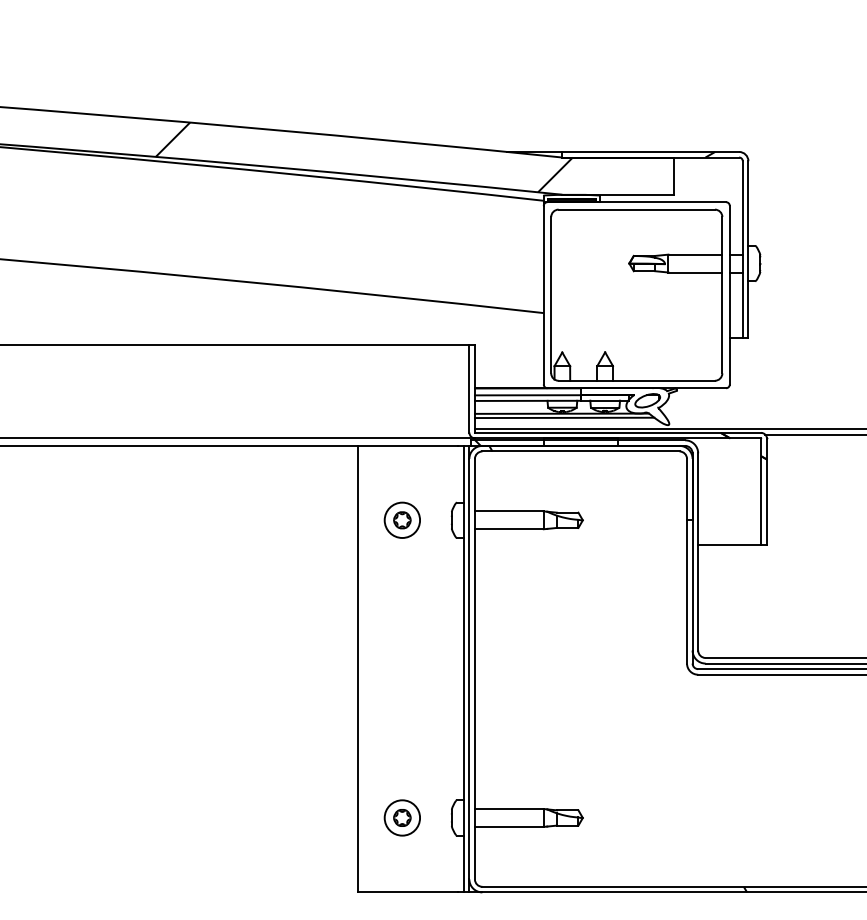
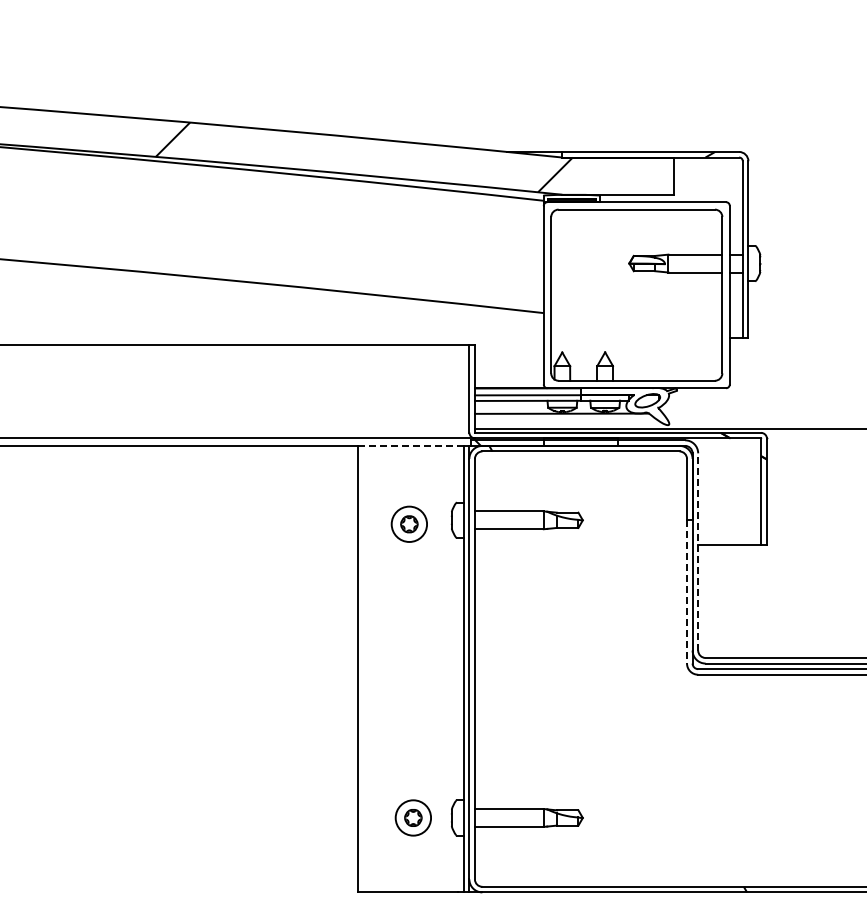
line: present -> none (564, 417)
line: present -> none (814, 434)
line: solid -> dashed (408, 445)
part position: (401, 519) -> (408, 523) (408, 523)
line: solid -> dashed (698, 551)
line: solid -> dashed (687, 591)
part position: (401, 817) -> (412, 817) (412, 817)
